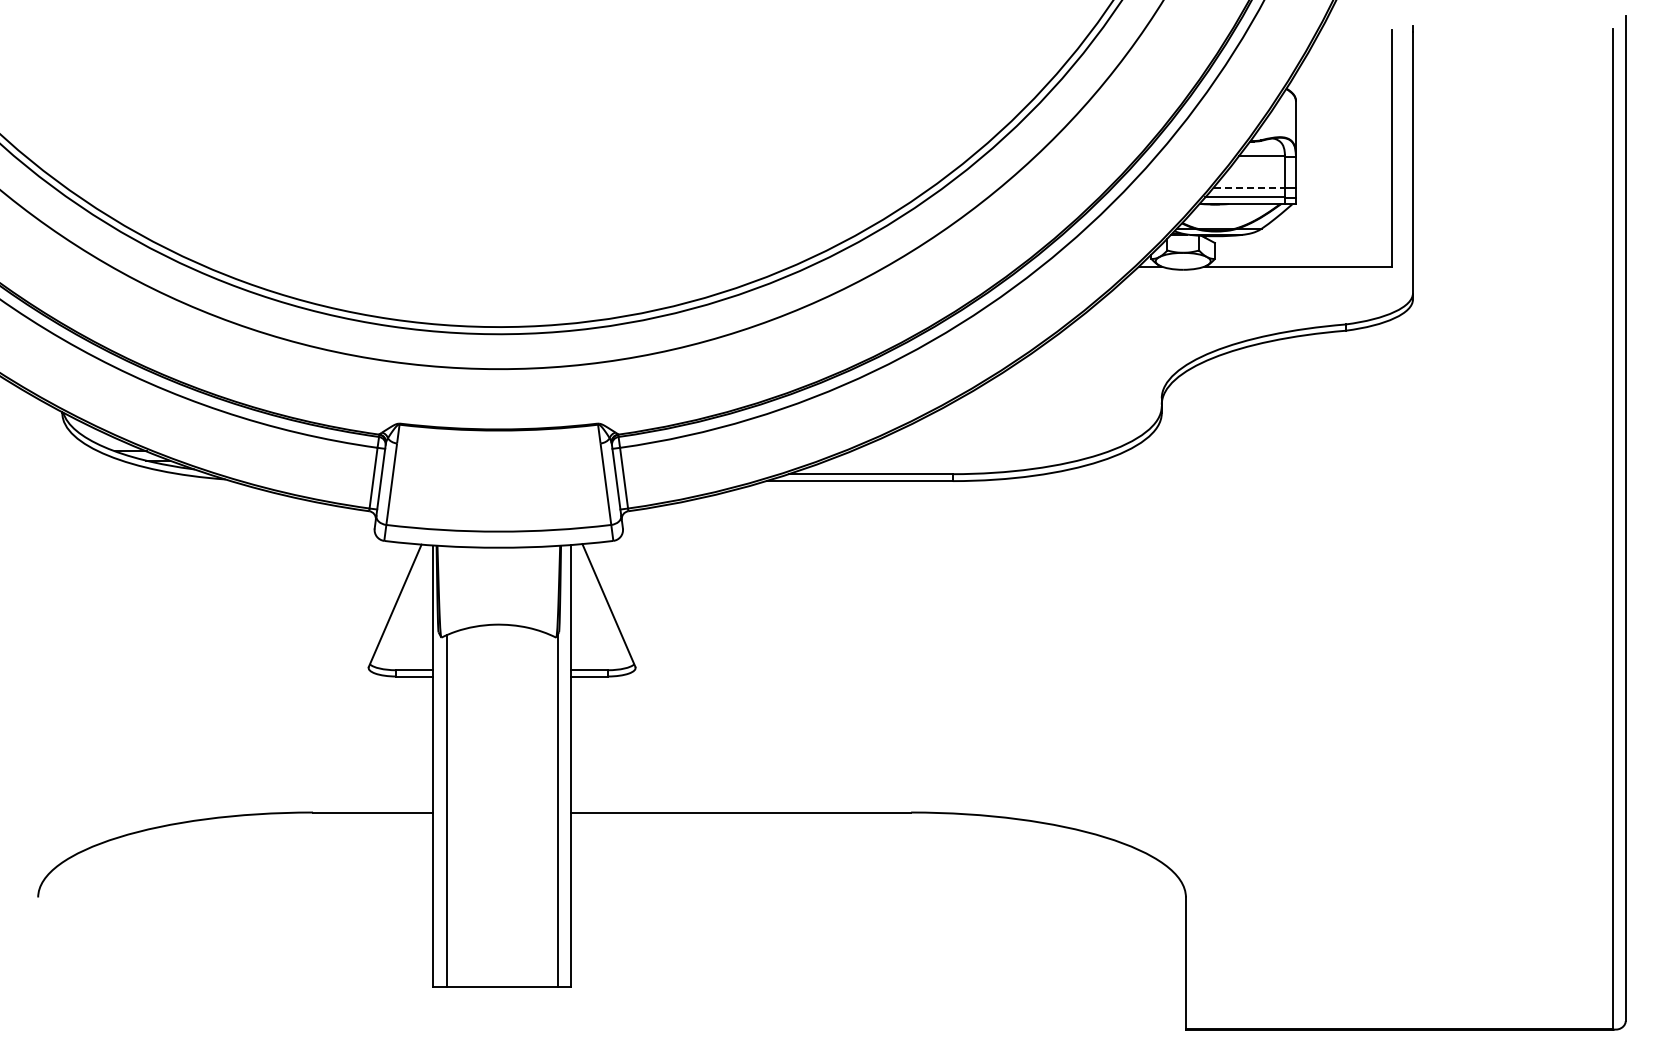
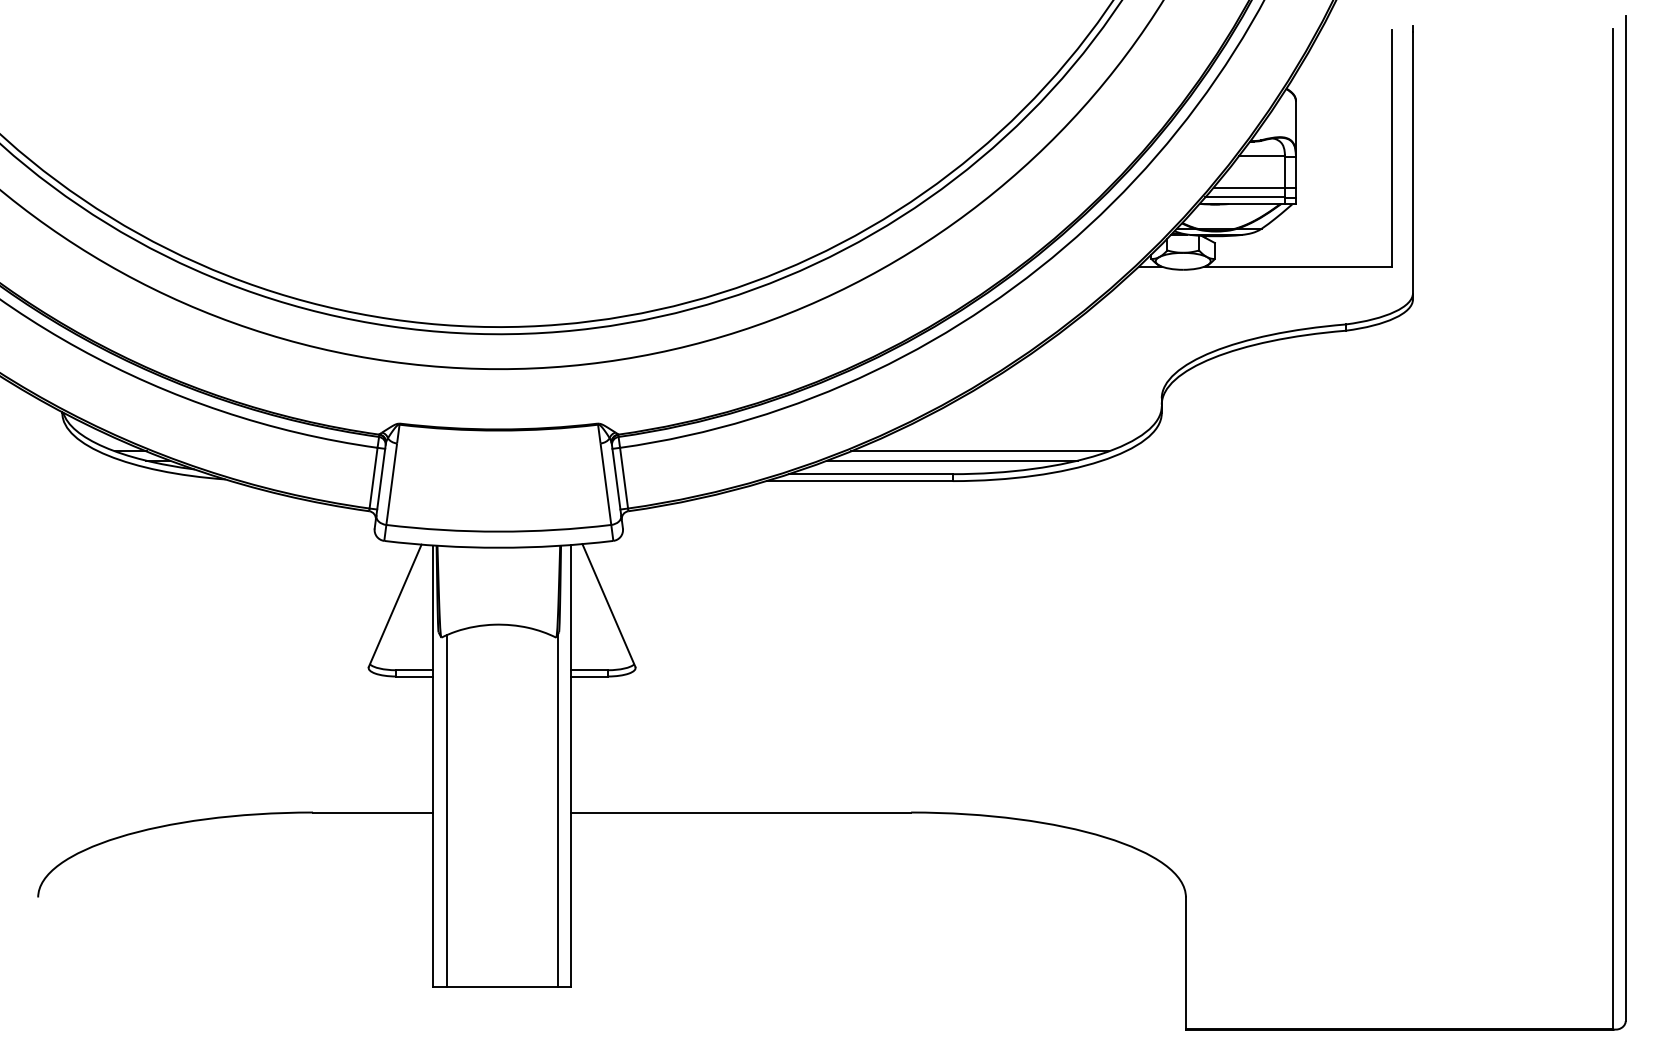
line: dashed -> solid (1249, 187)
line: none -> present (979, 451)
line: none -> present (952, 460)
